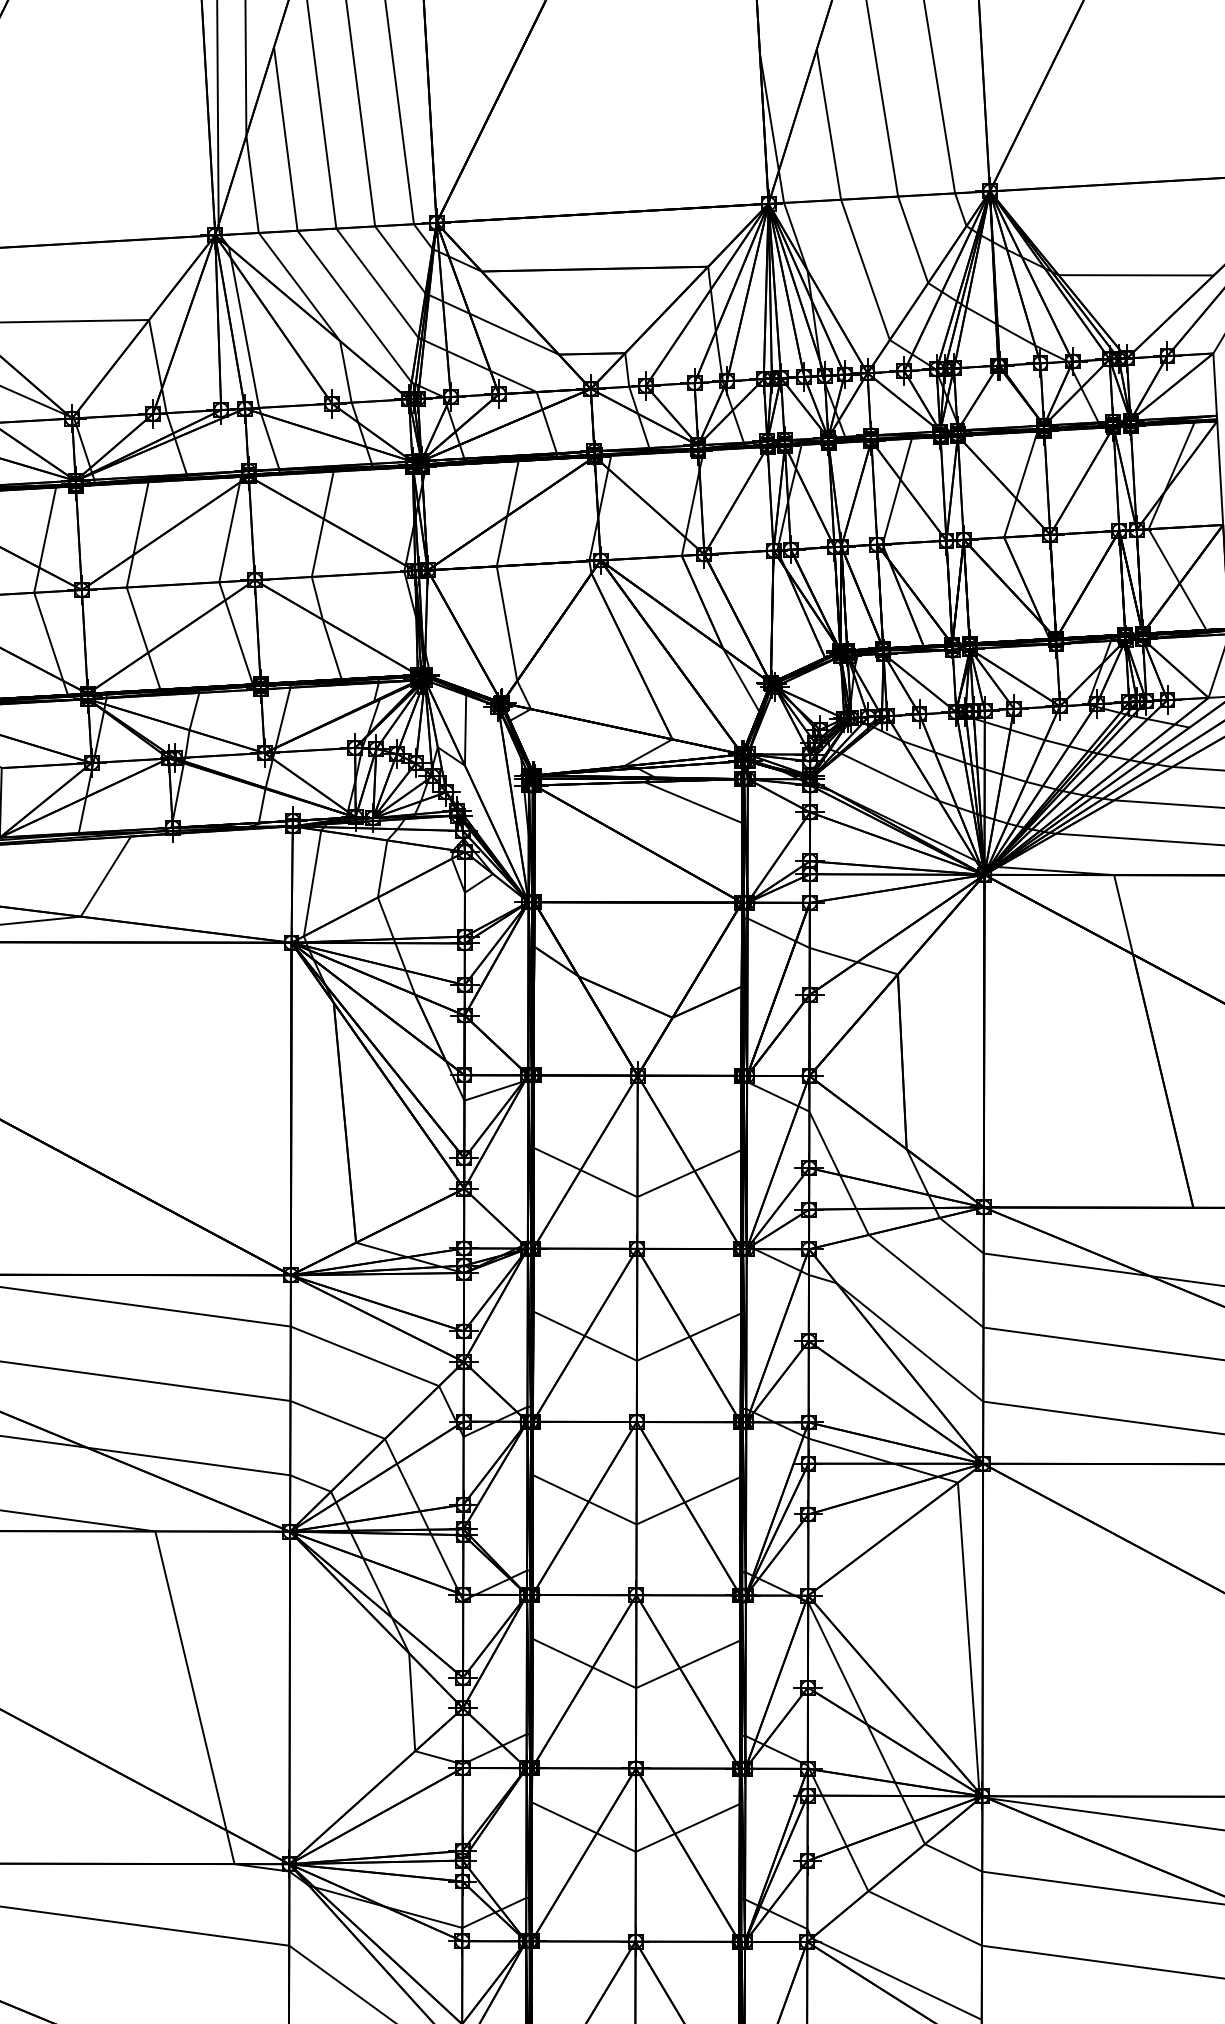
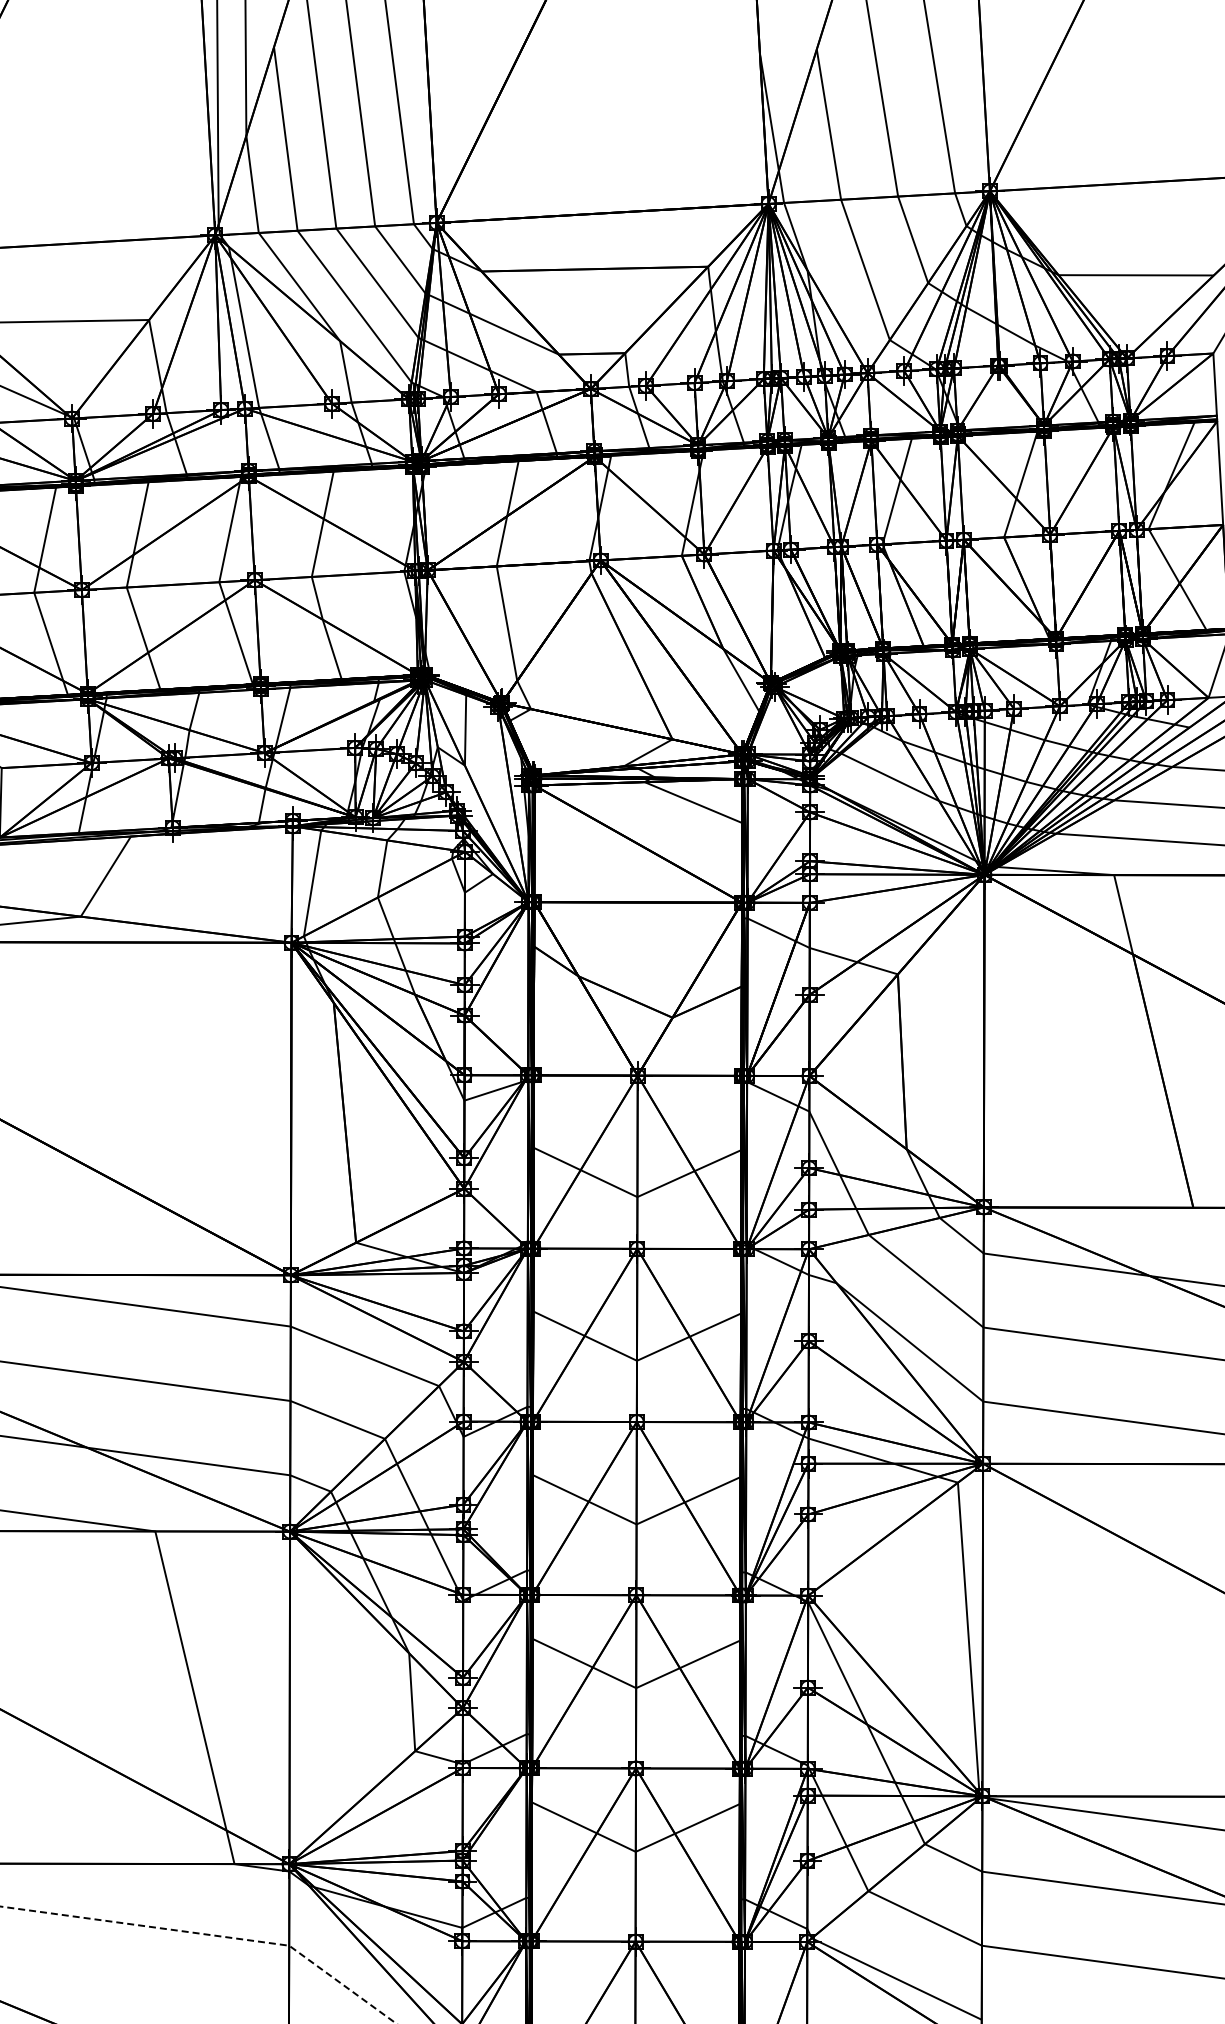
line: solid -> dashed (211, 1935)
